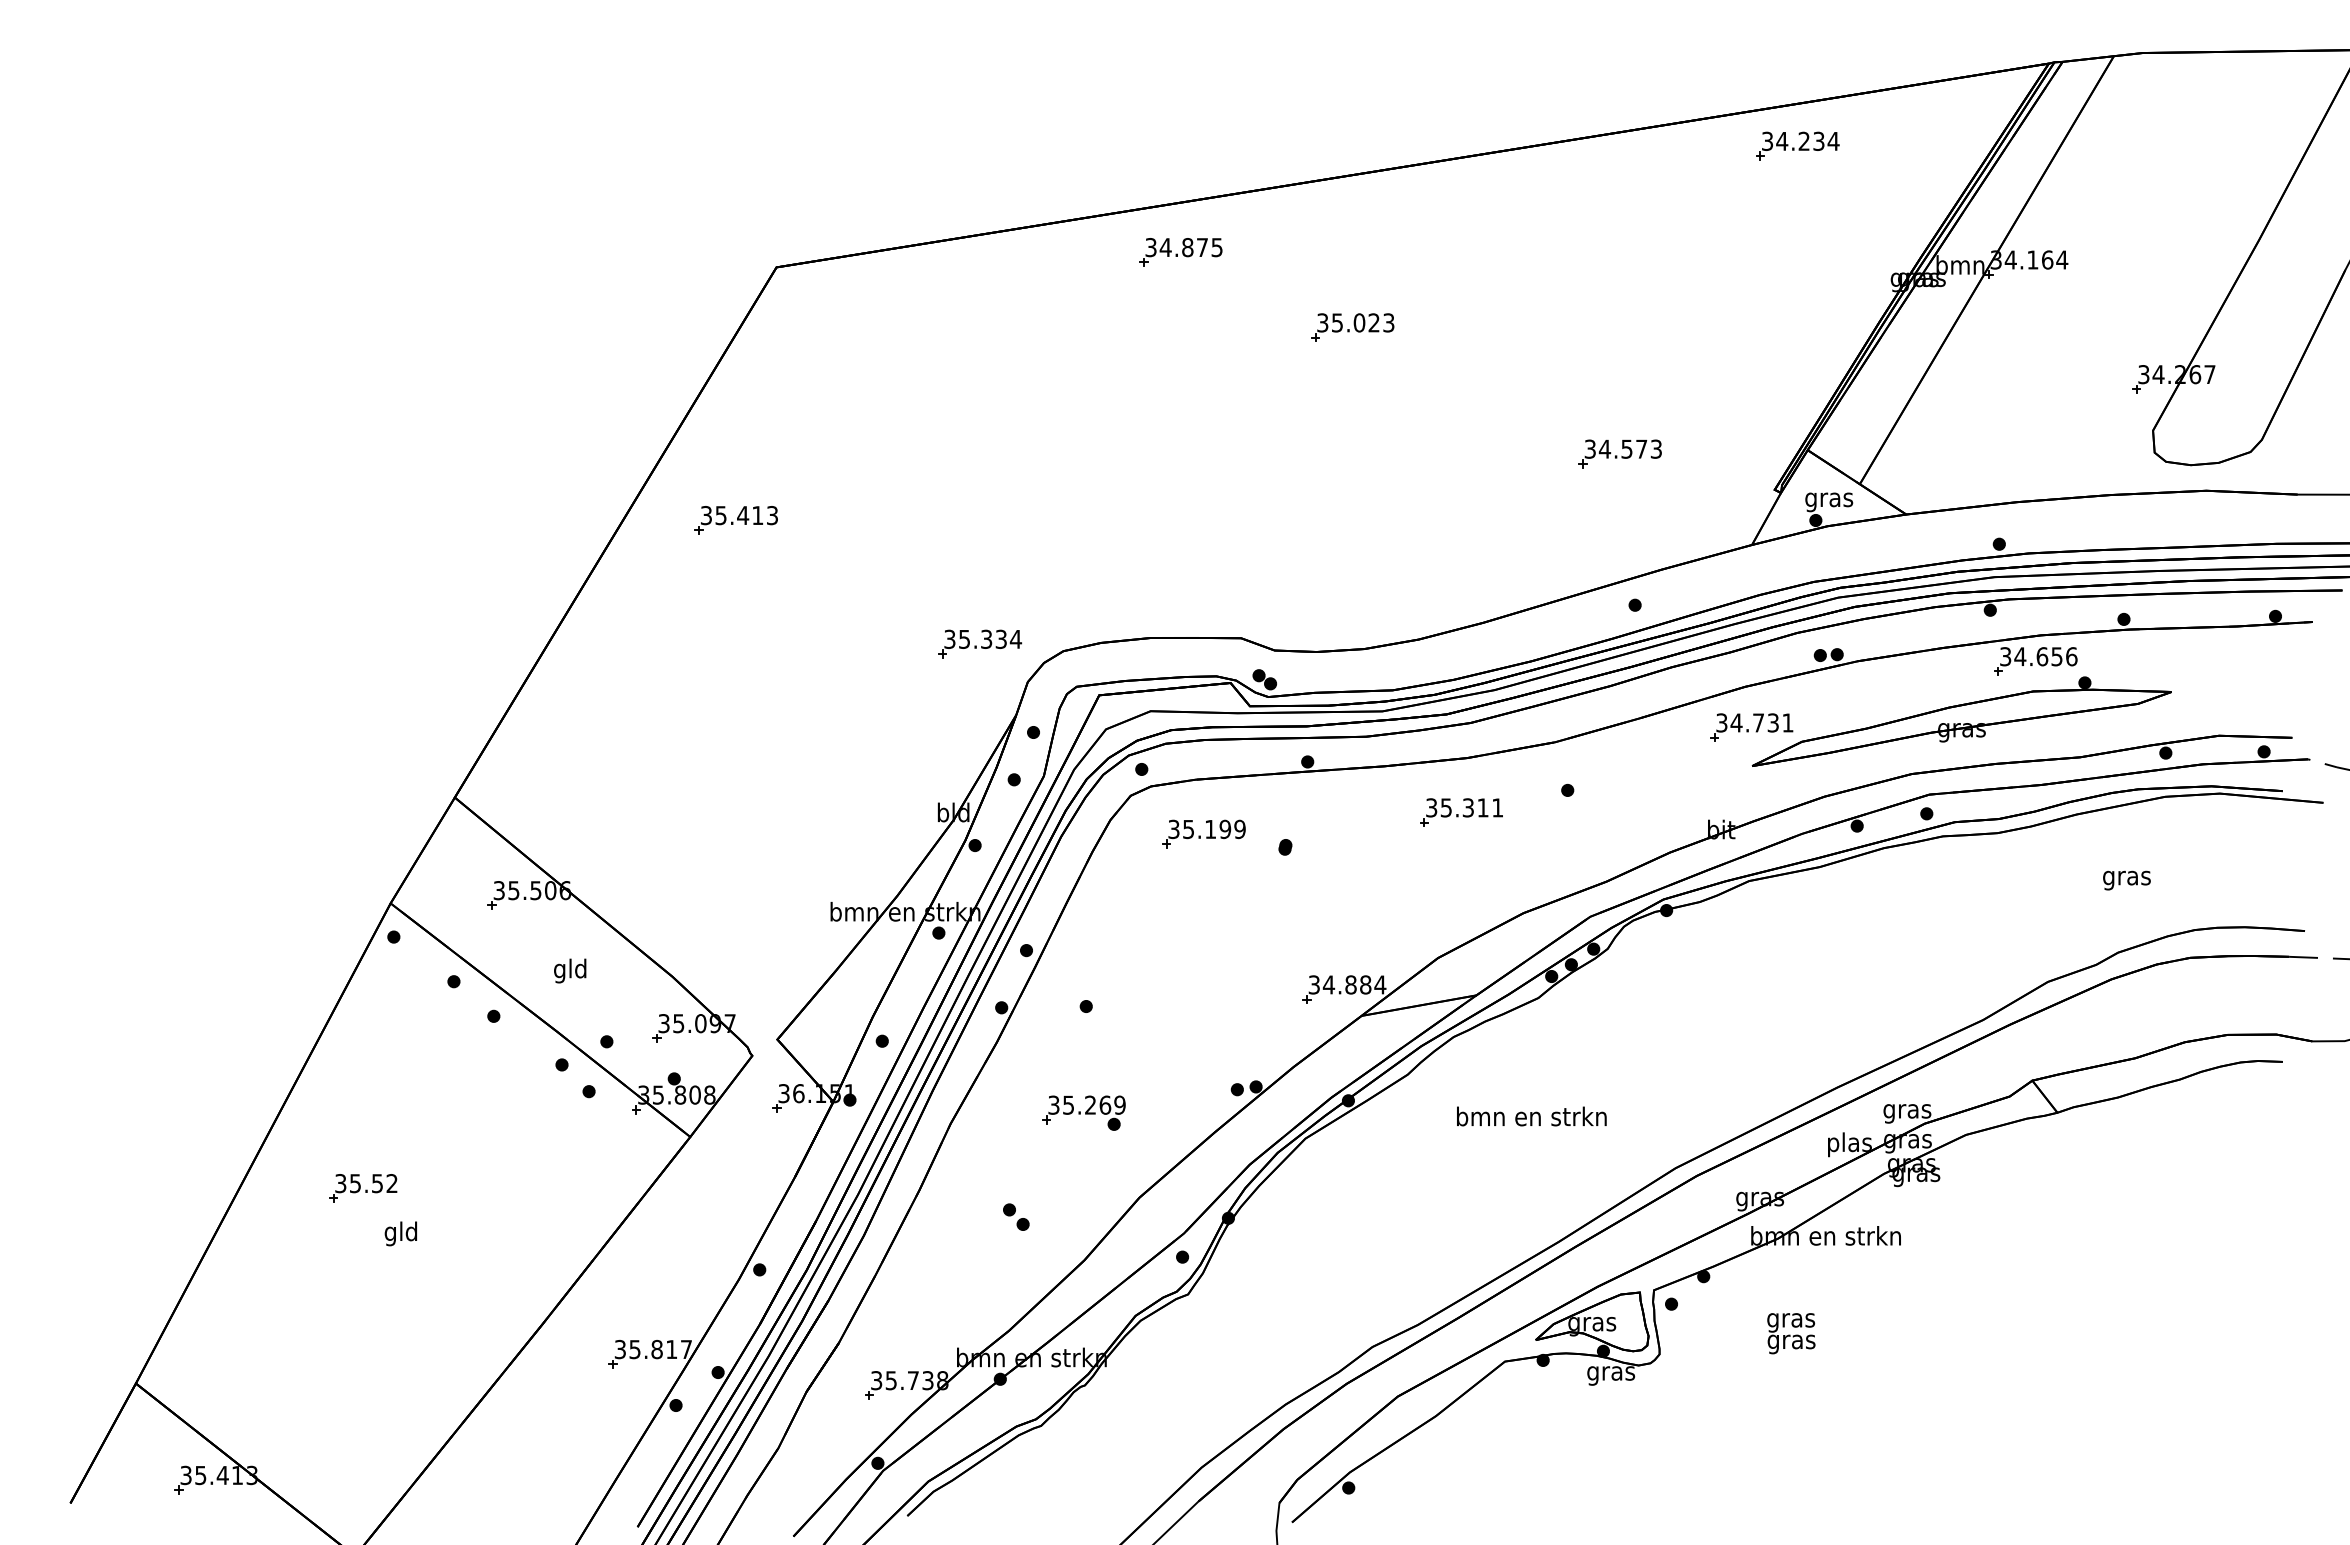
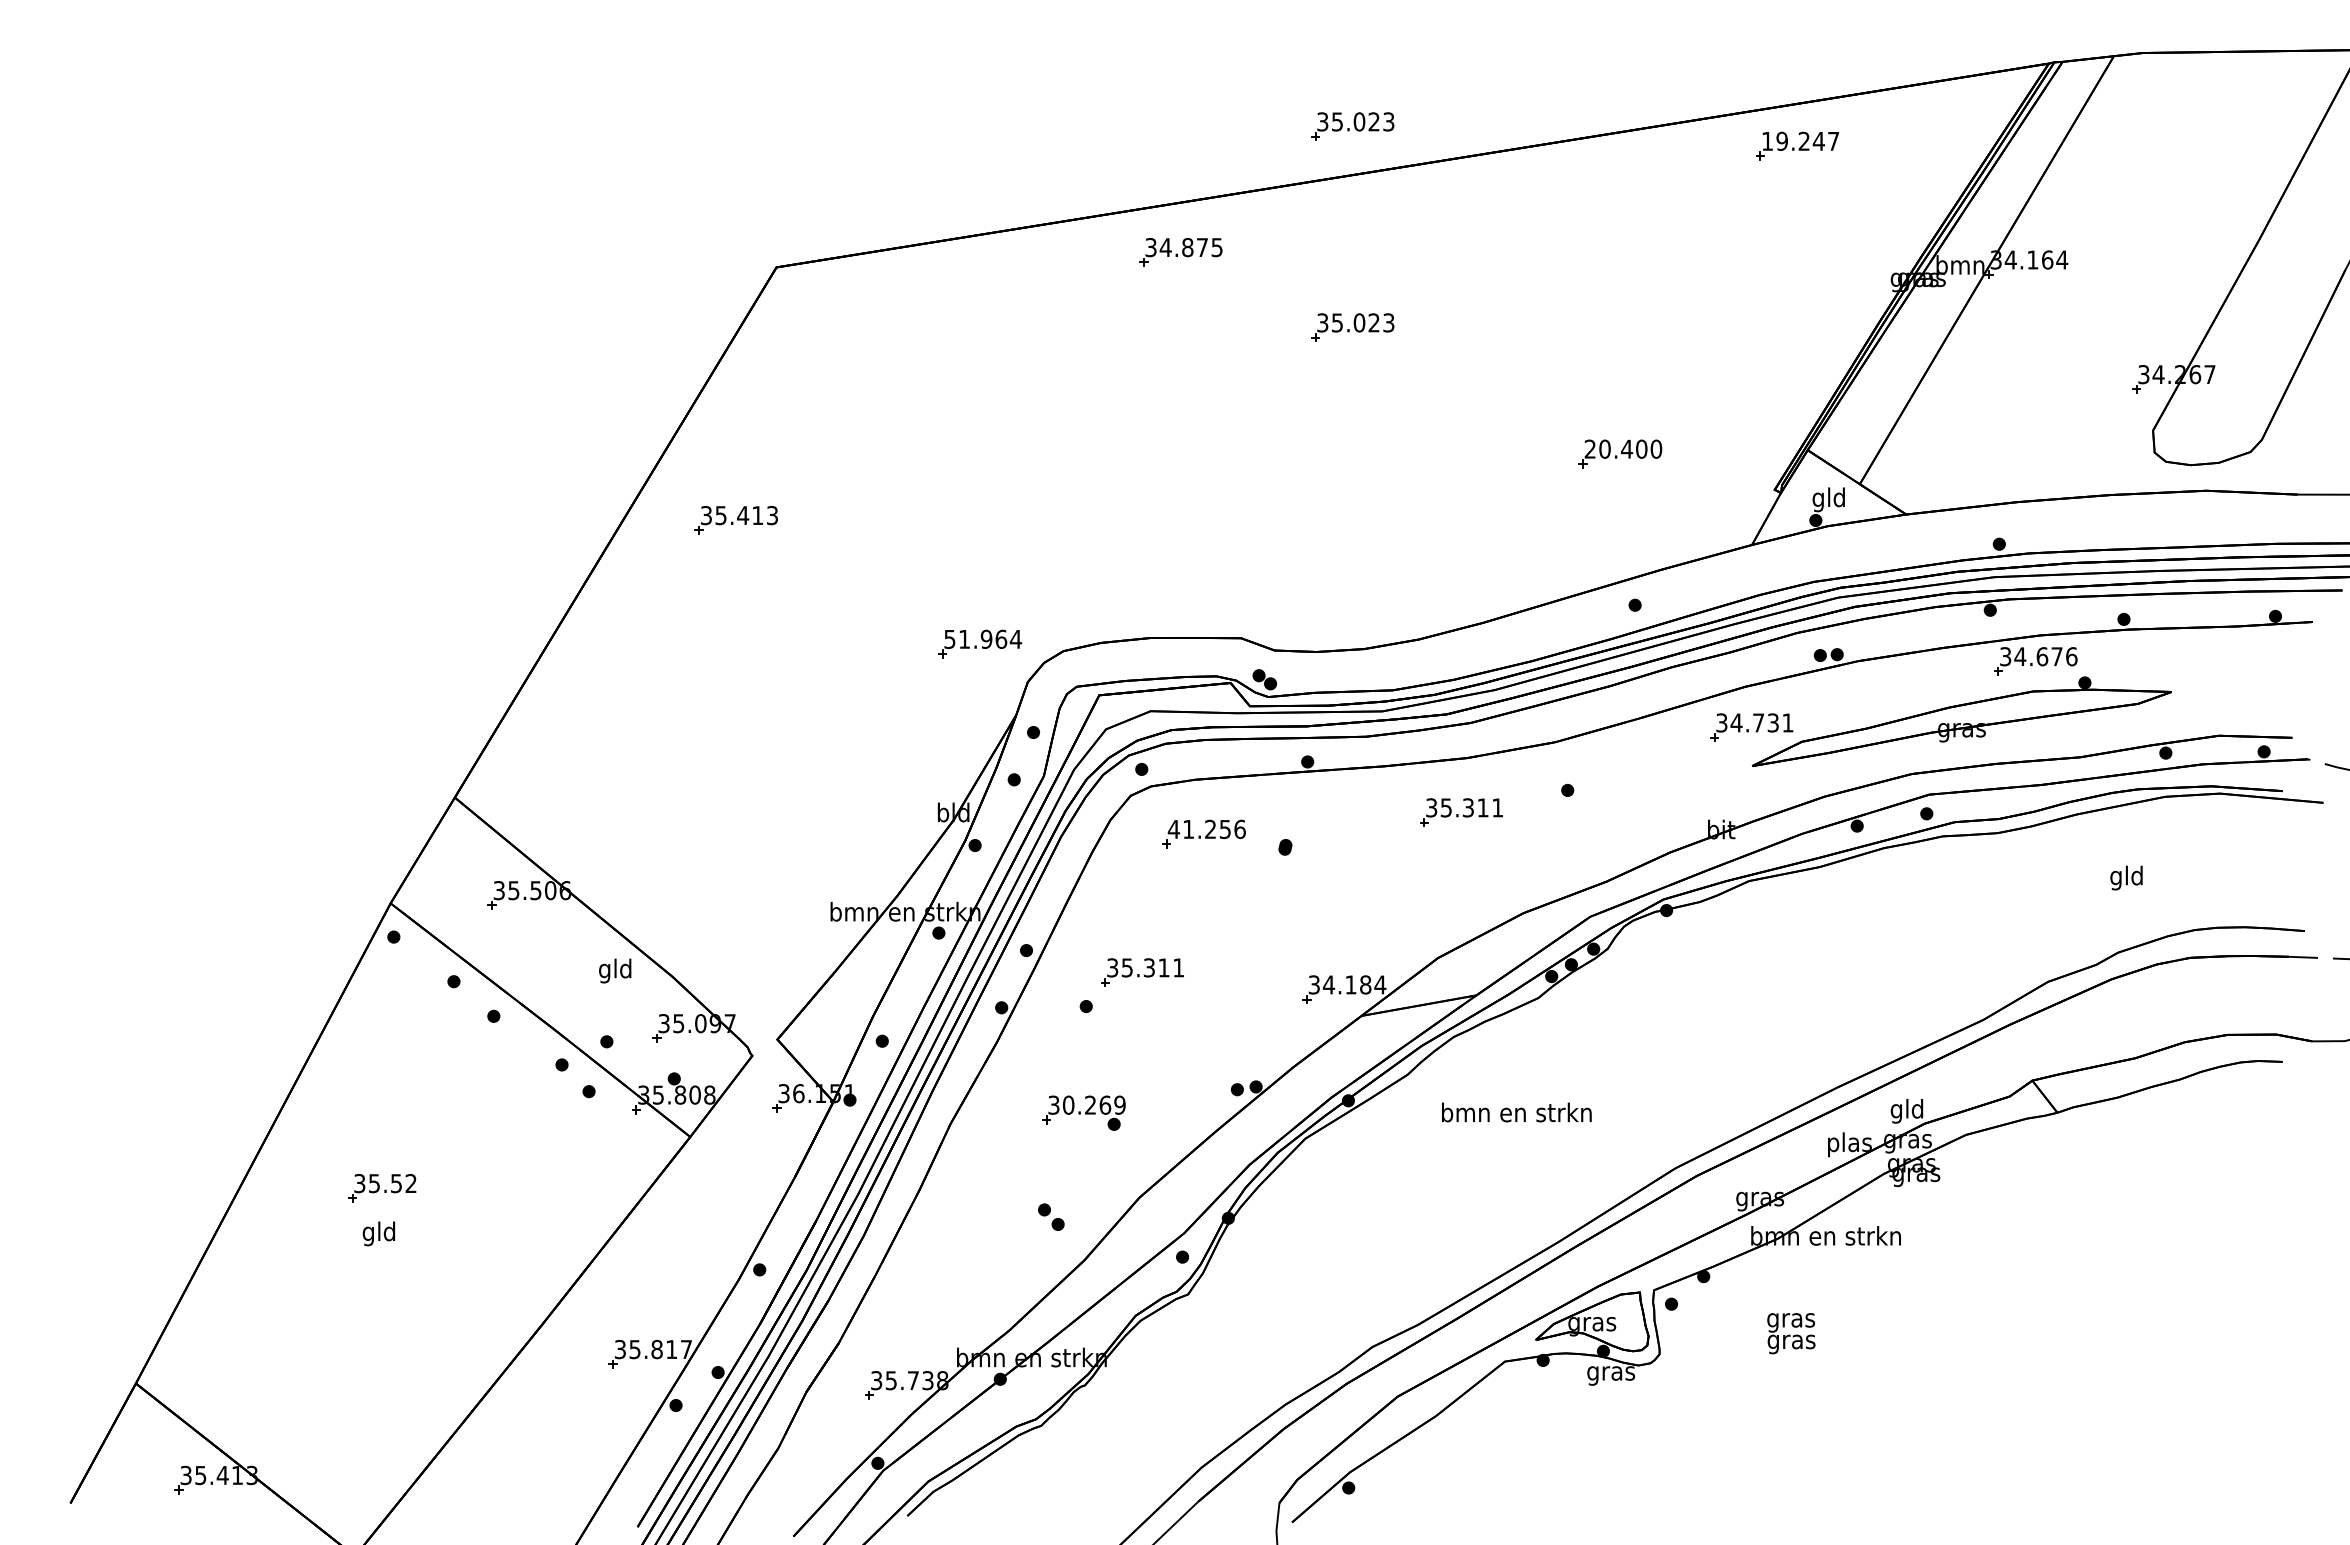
part: none -> present (1352, 126)
text: 34.234 -> 19.247 (1800, 141)
text: 34.573 -> 20.400 (1623, 448)
text: gras -> gld (1829, 499)
text: 35.334 -> 51.964 (976, 638)
text: 34.656 -> 34.676 (2056, 656)
text: 35.199 -> 41.256 (1206, 829)
text: gras -> gld (2126, 877)
text position: (570, 970) -> (615, 970) (615, 970)
part: none -> present (1142, 972)
text: 34.884 -> 34.184 (1350, 984)
text: 35.269 -> 30.269 (1068, 1104)
text: gras -> gld (1907, 1111)
text position: (1531, 1116) -> (1516, 1112) (1516, 1112)
part position: (363, 1188) -> (382, 1188) (382, 1188)
part position: (1016, 1216) -> (1051, 1216) (1051, 1216)
text position: (400, 1233) -> (378, 1233) (378, 1233)
